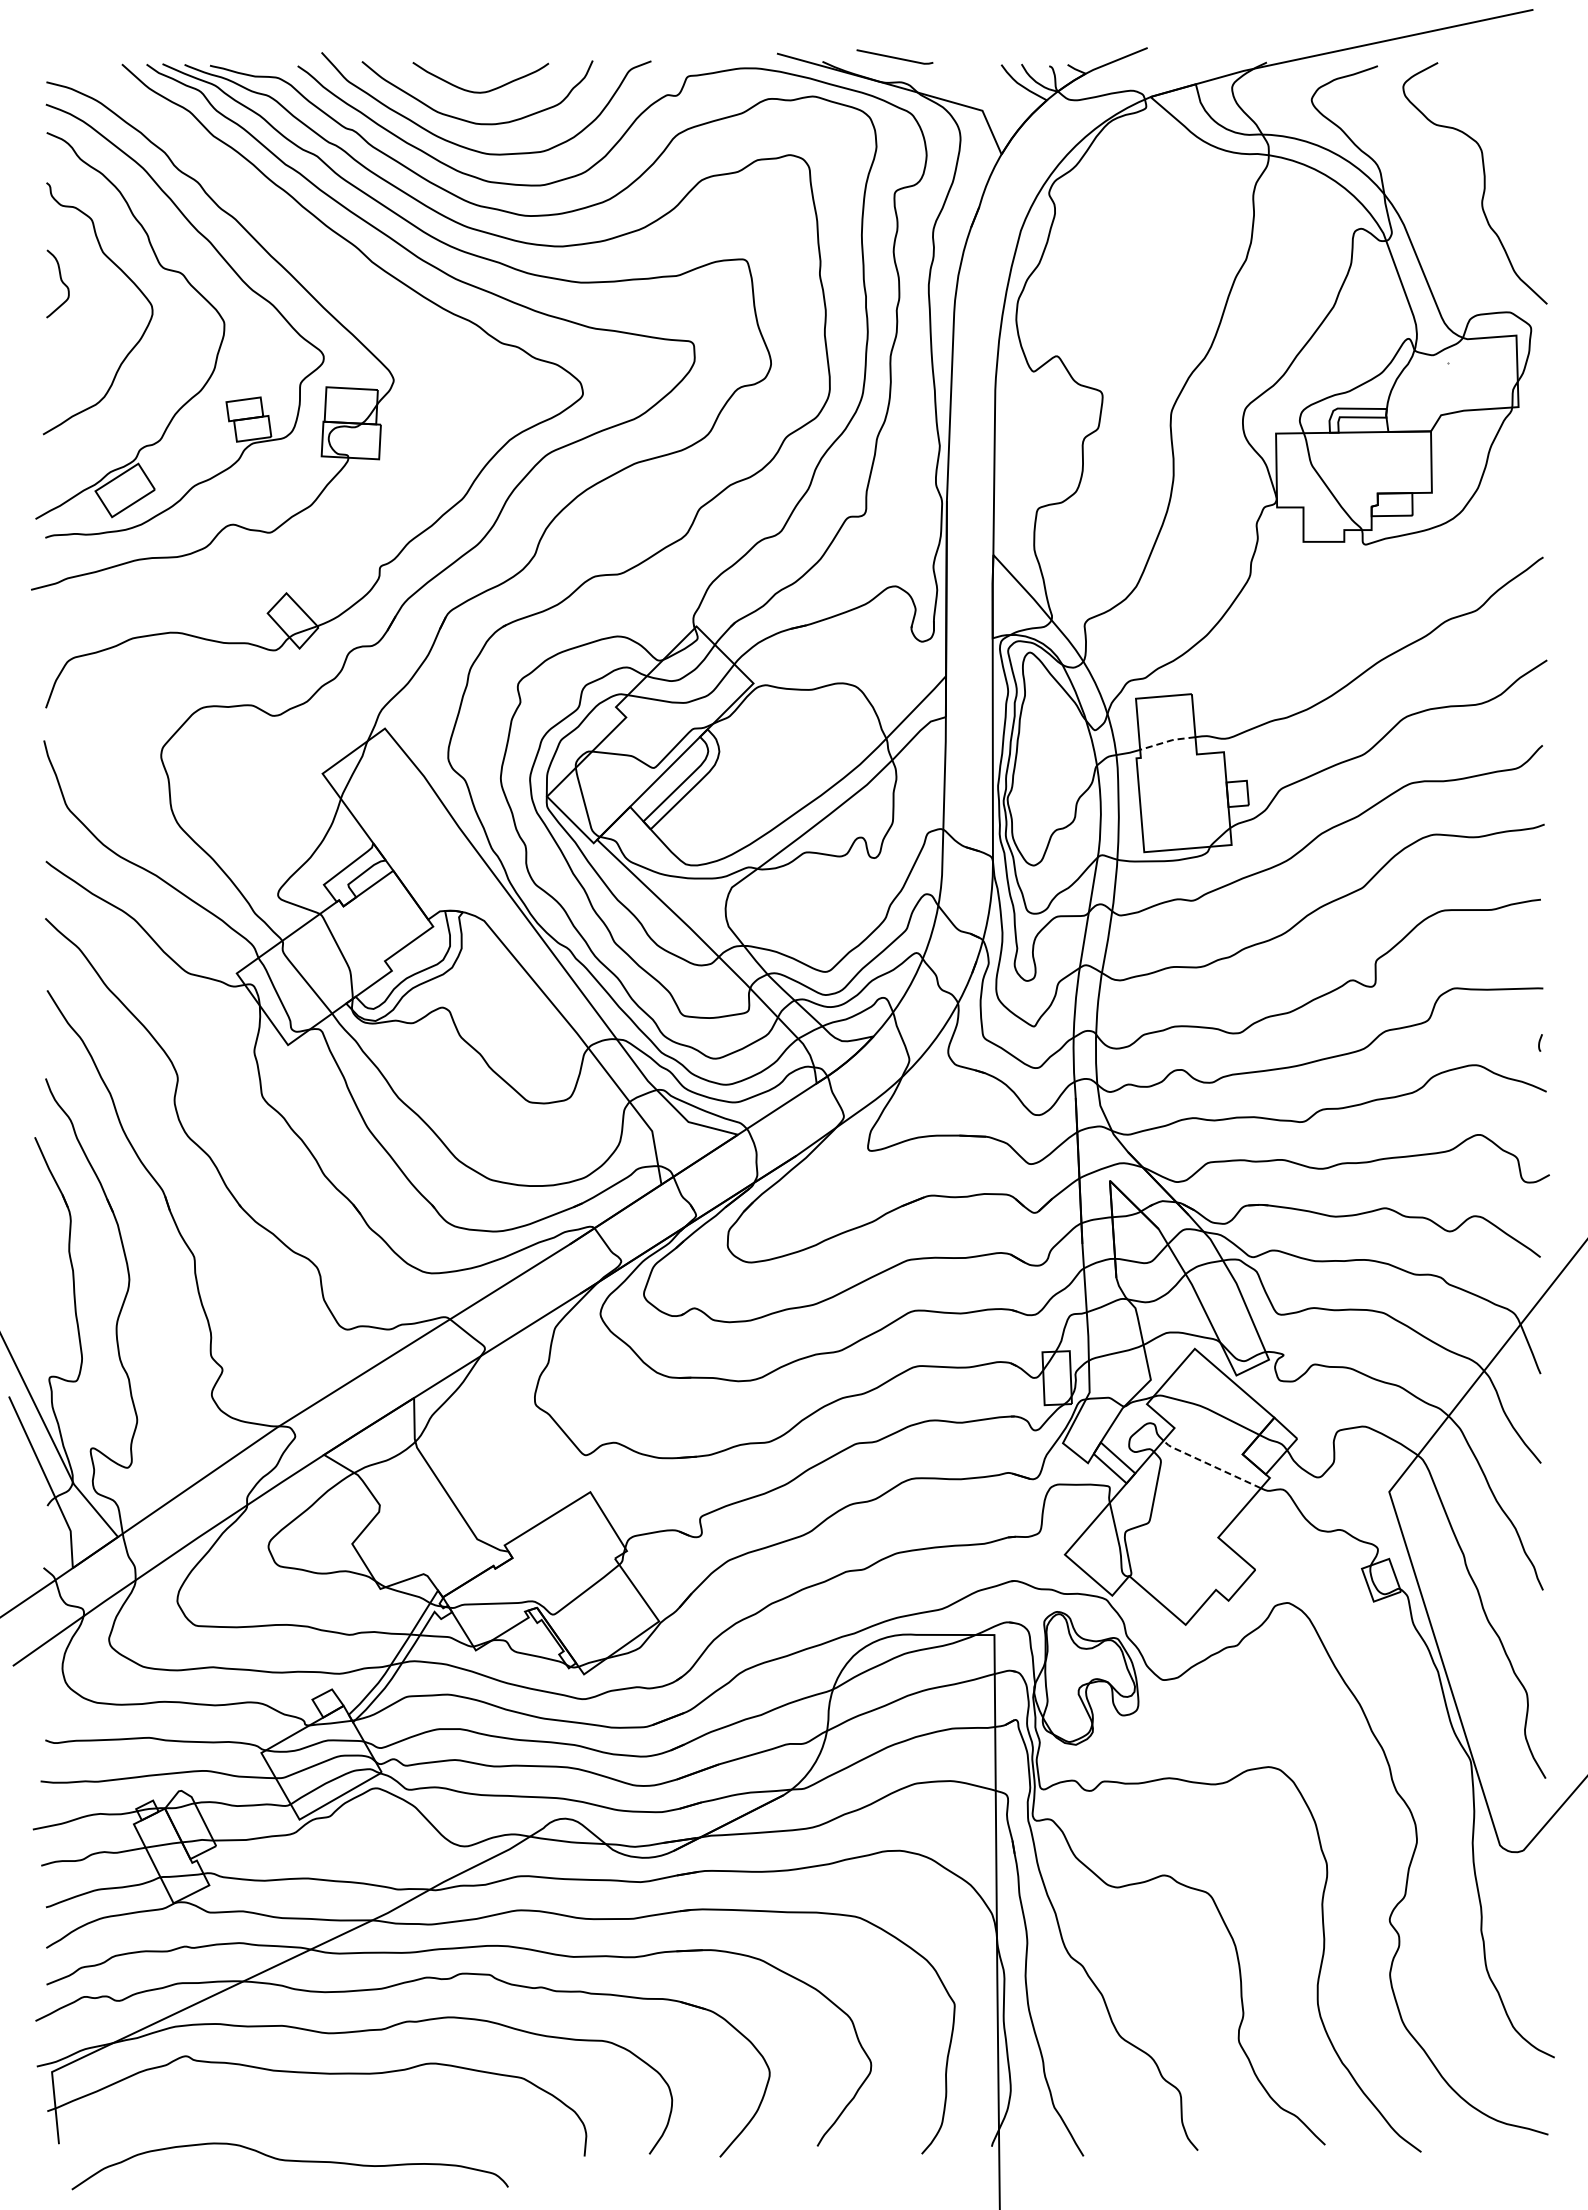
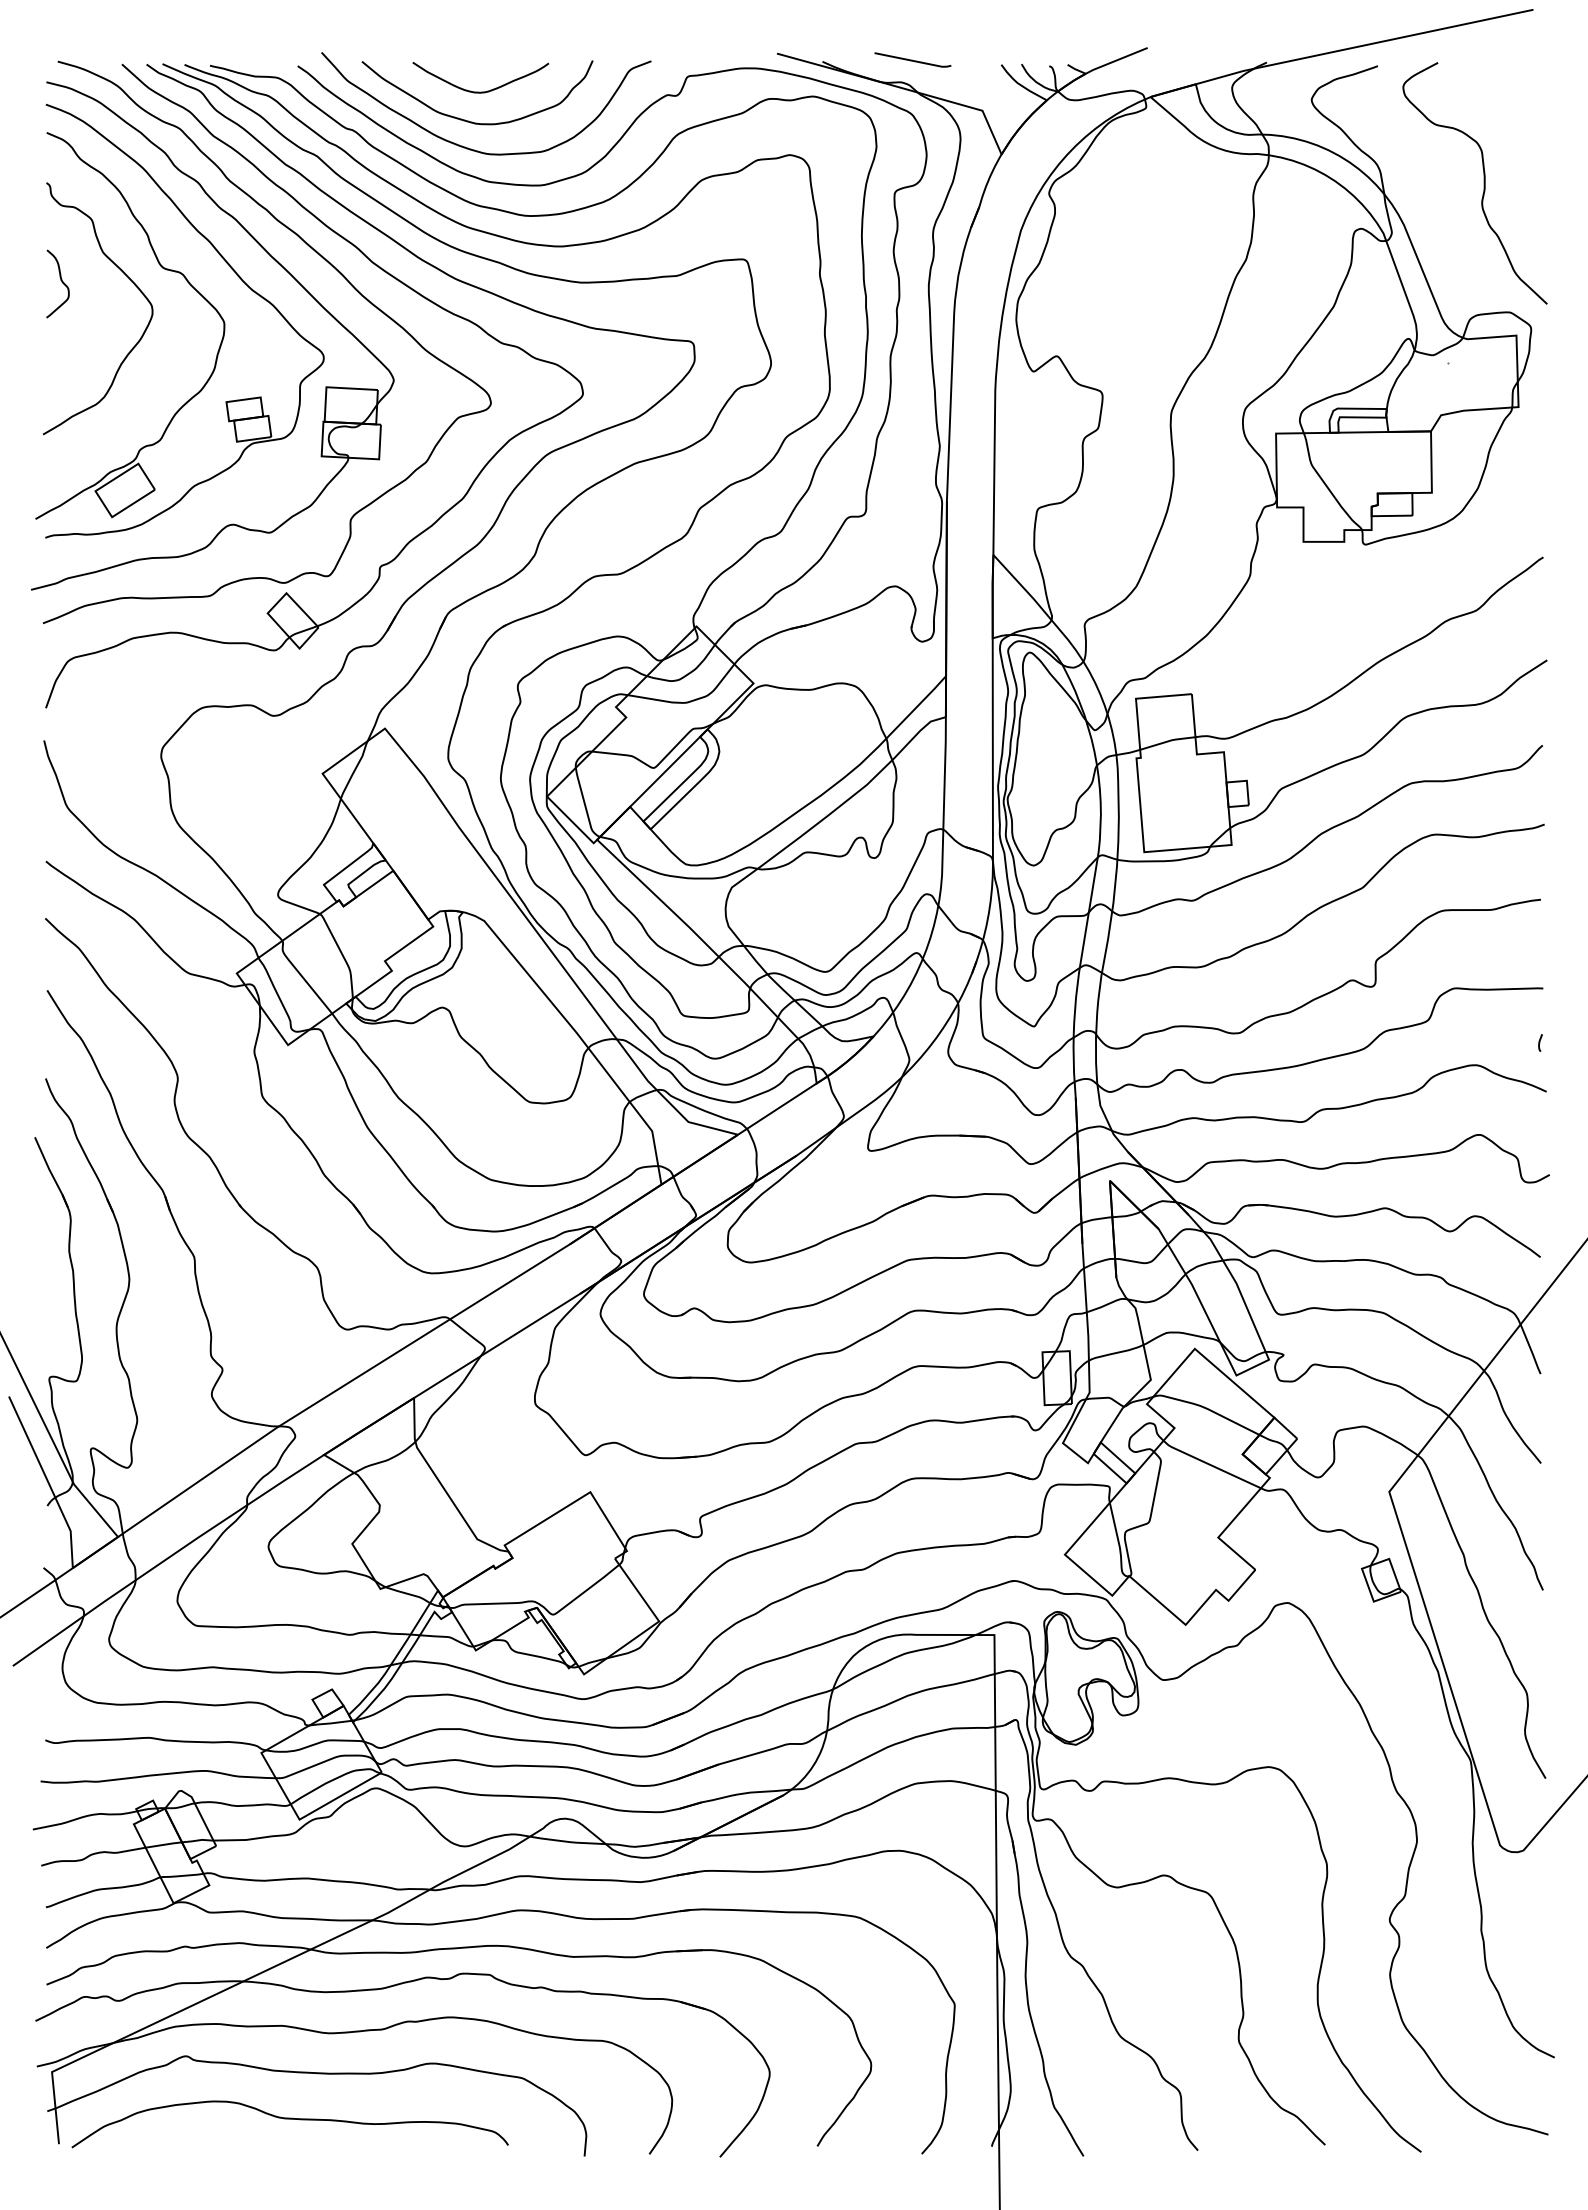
line position: (894, 56) -> (912, 59) (912, 59)
curve: none -> present (331, 266)
line: dashed -> solid (1168, 741)
line: dashed -> solid (1210, 1464)
curve position: (289, 2161) -> (289, 2119) (289, 2119)
